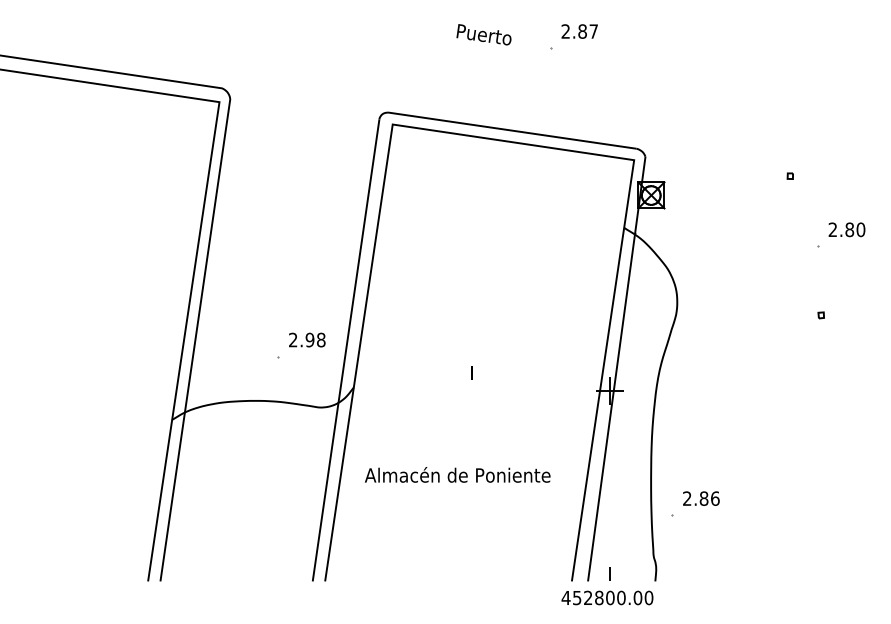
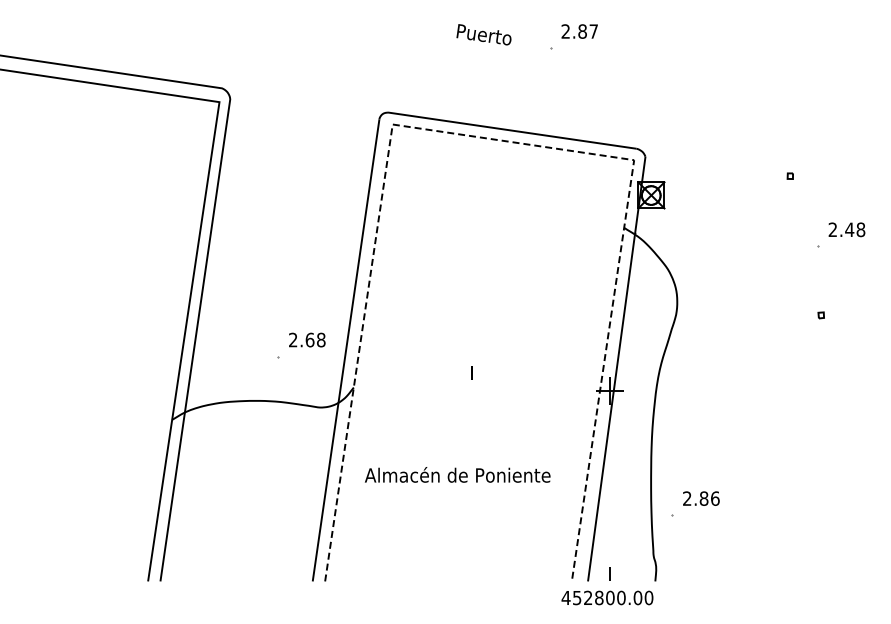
line: solid -> dashed (496, 139)
text: 2.80 -> 2.48 (855, 229)
text: 2.98 -> 2.68 (309, 339)
